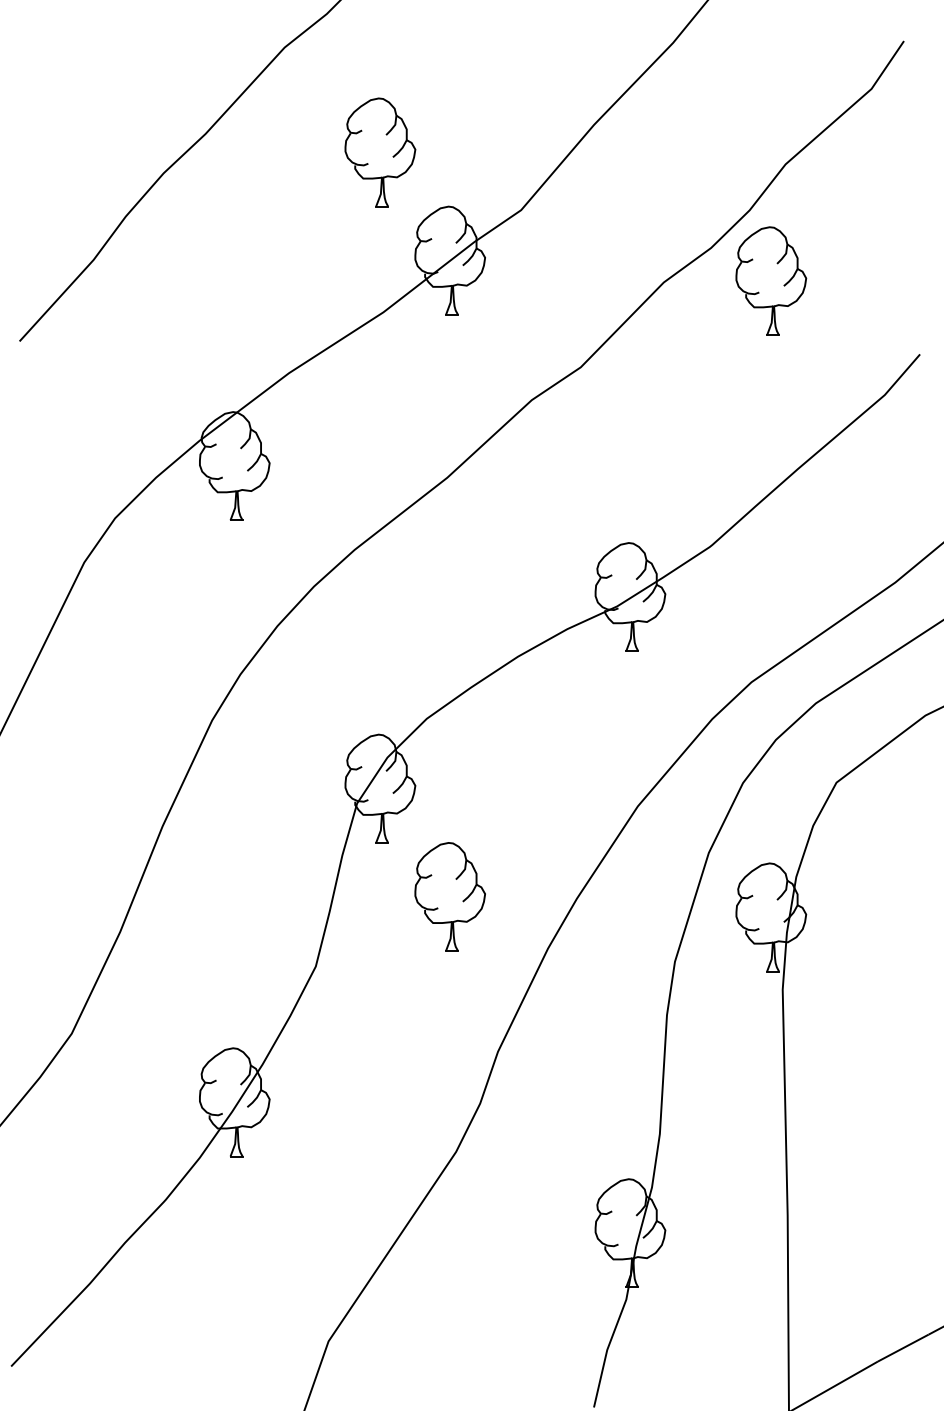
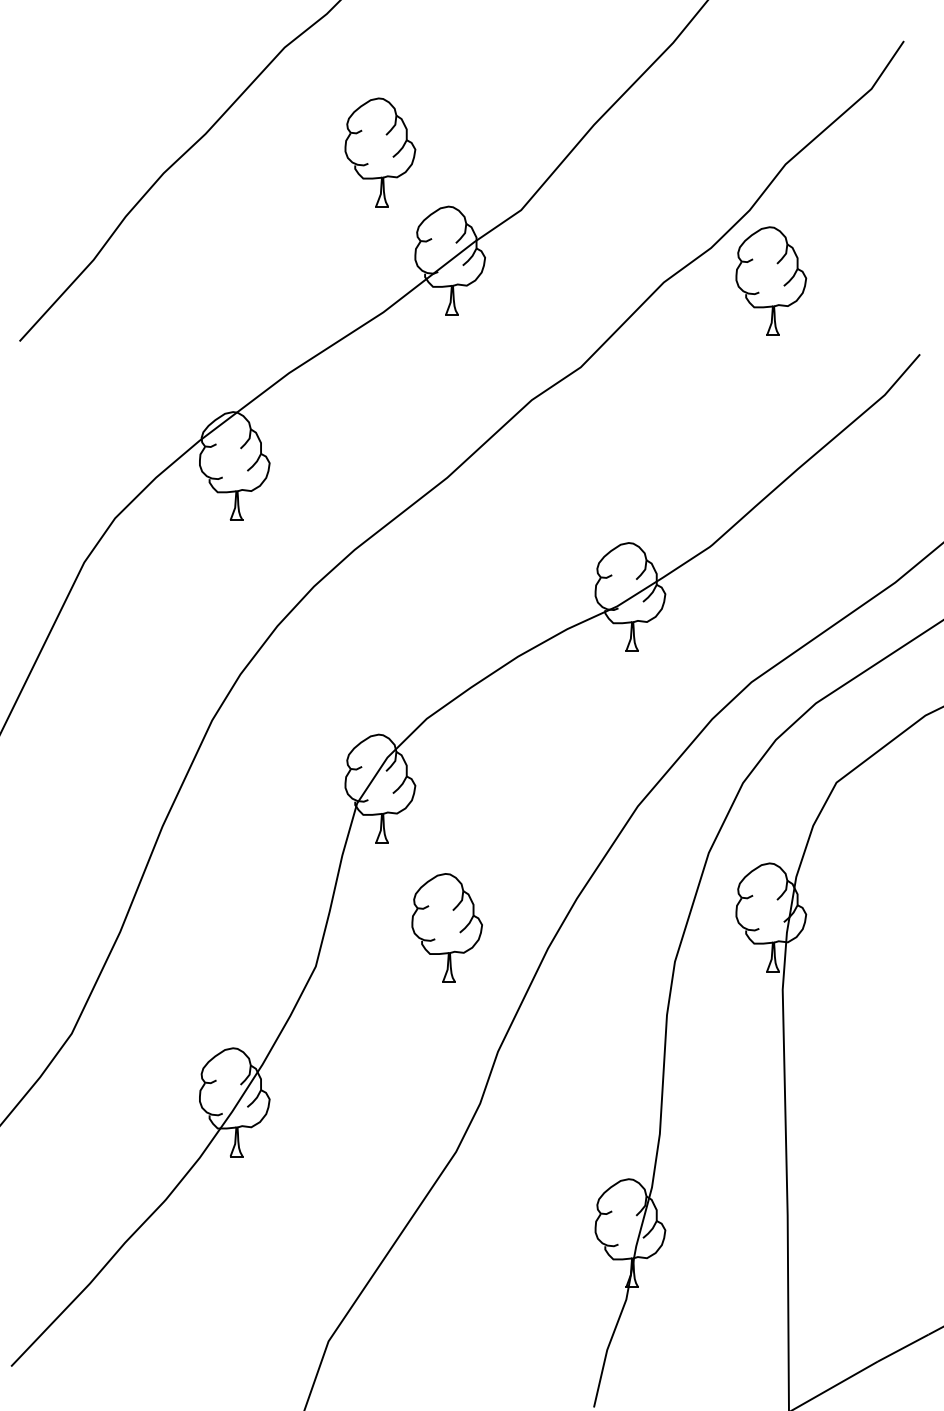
part position: (449, 896) -> (446, 927) (446, 927)
